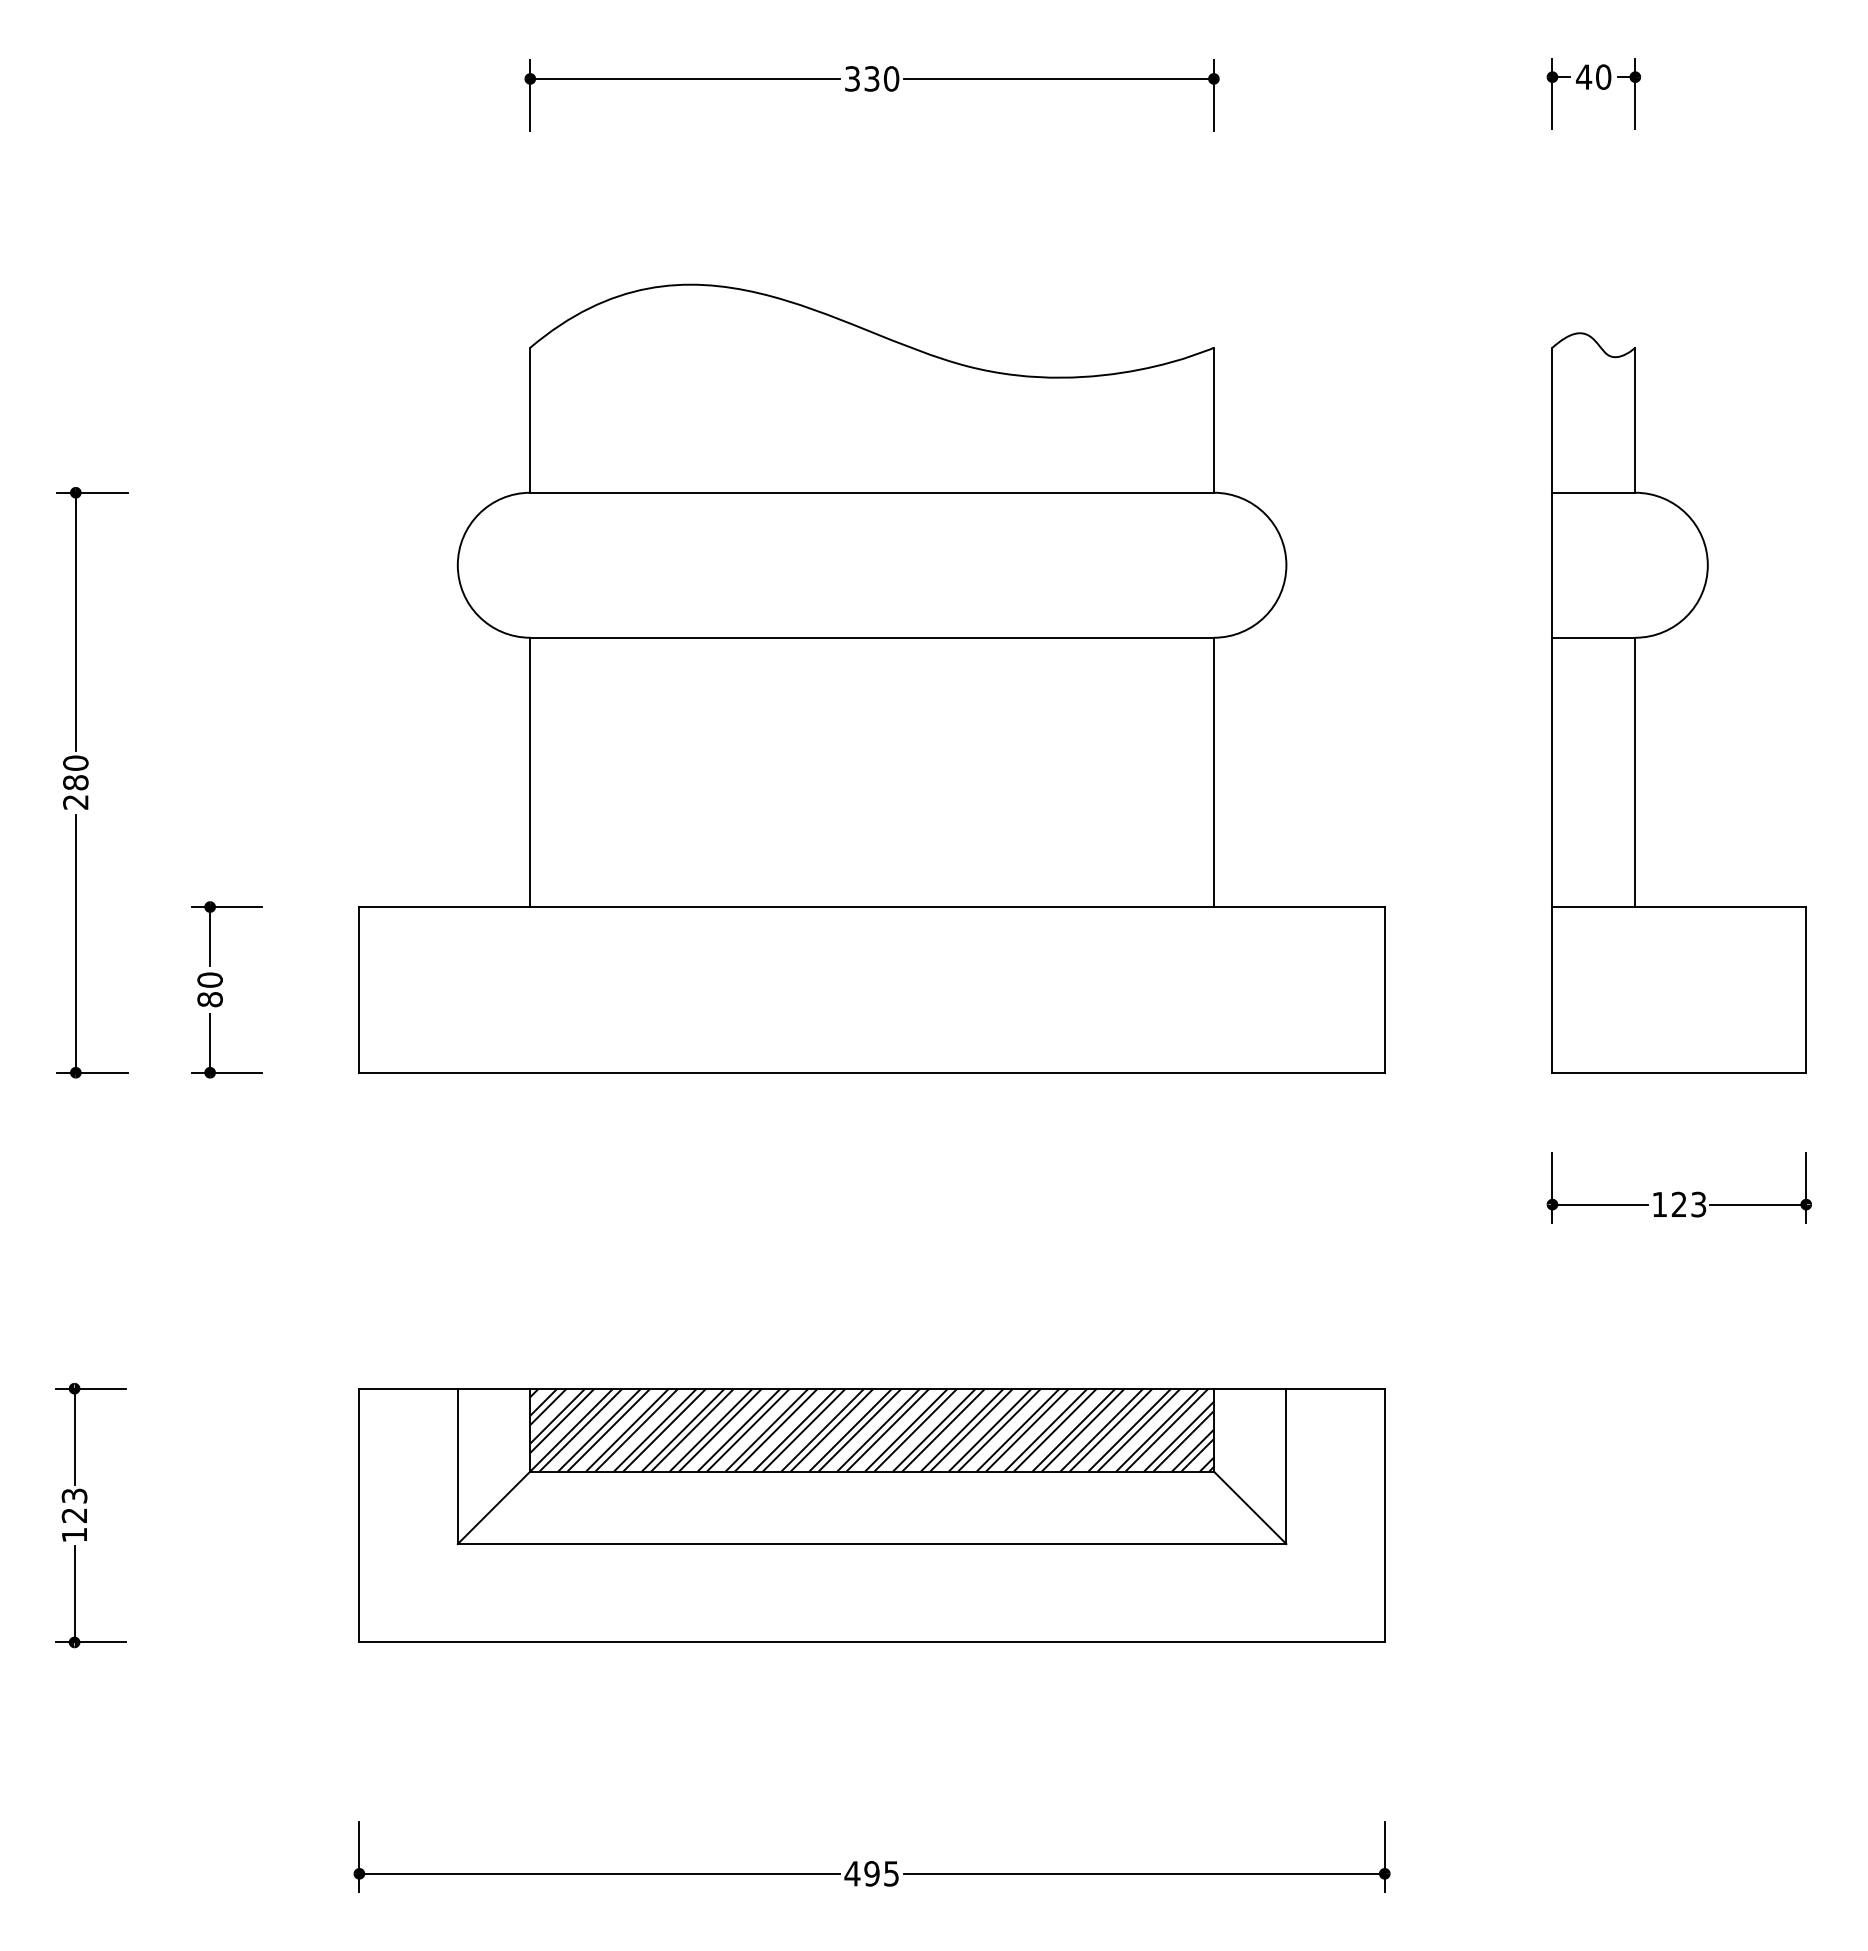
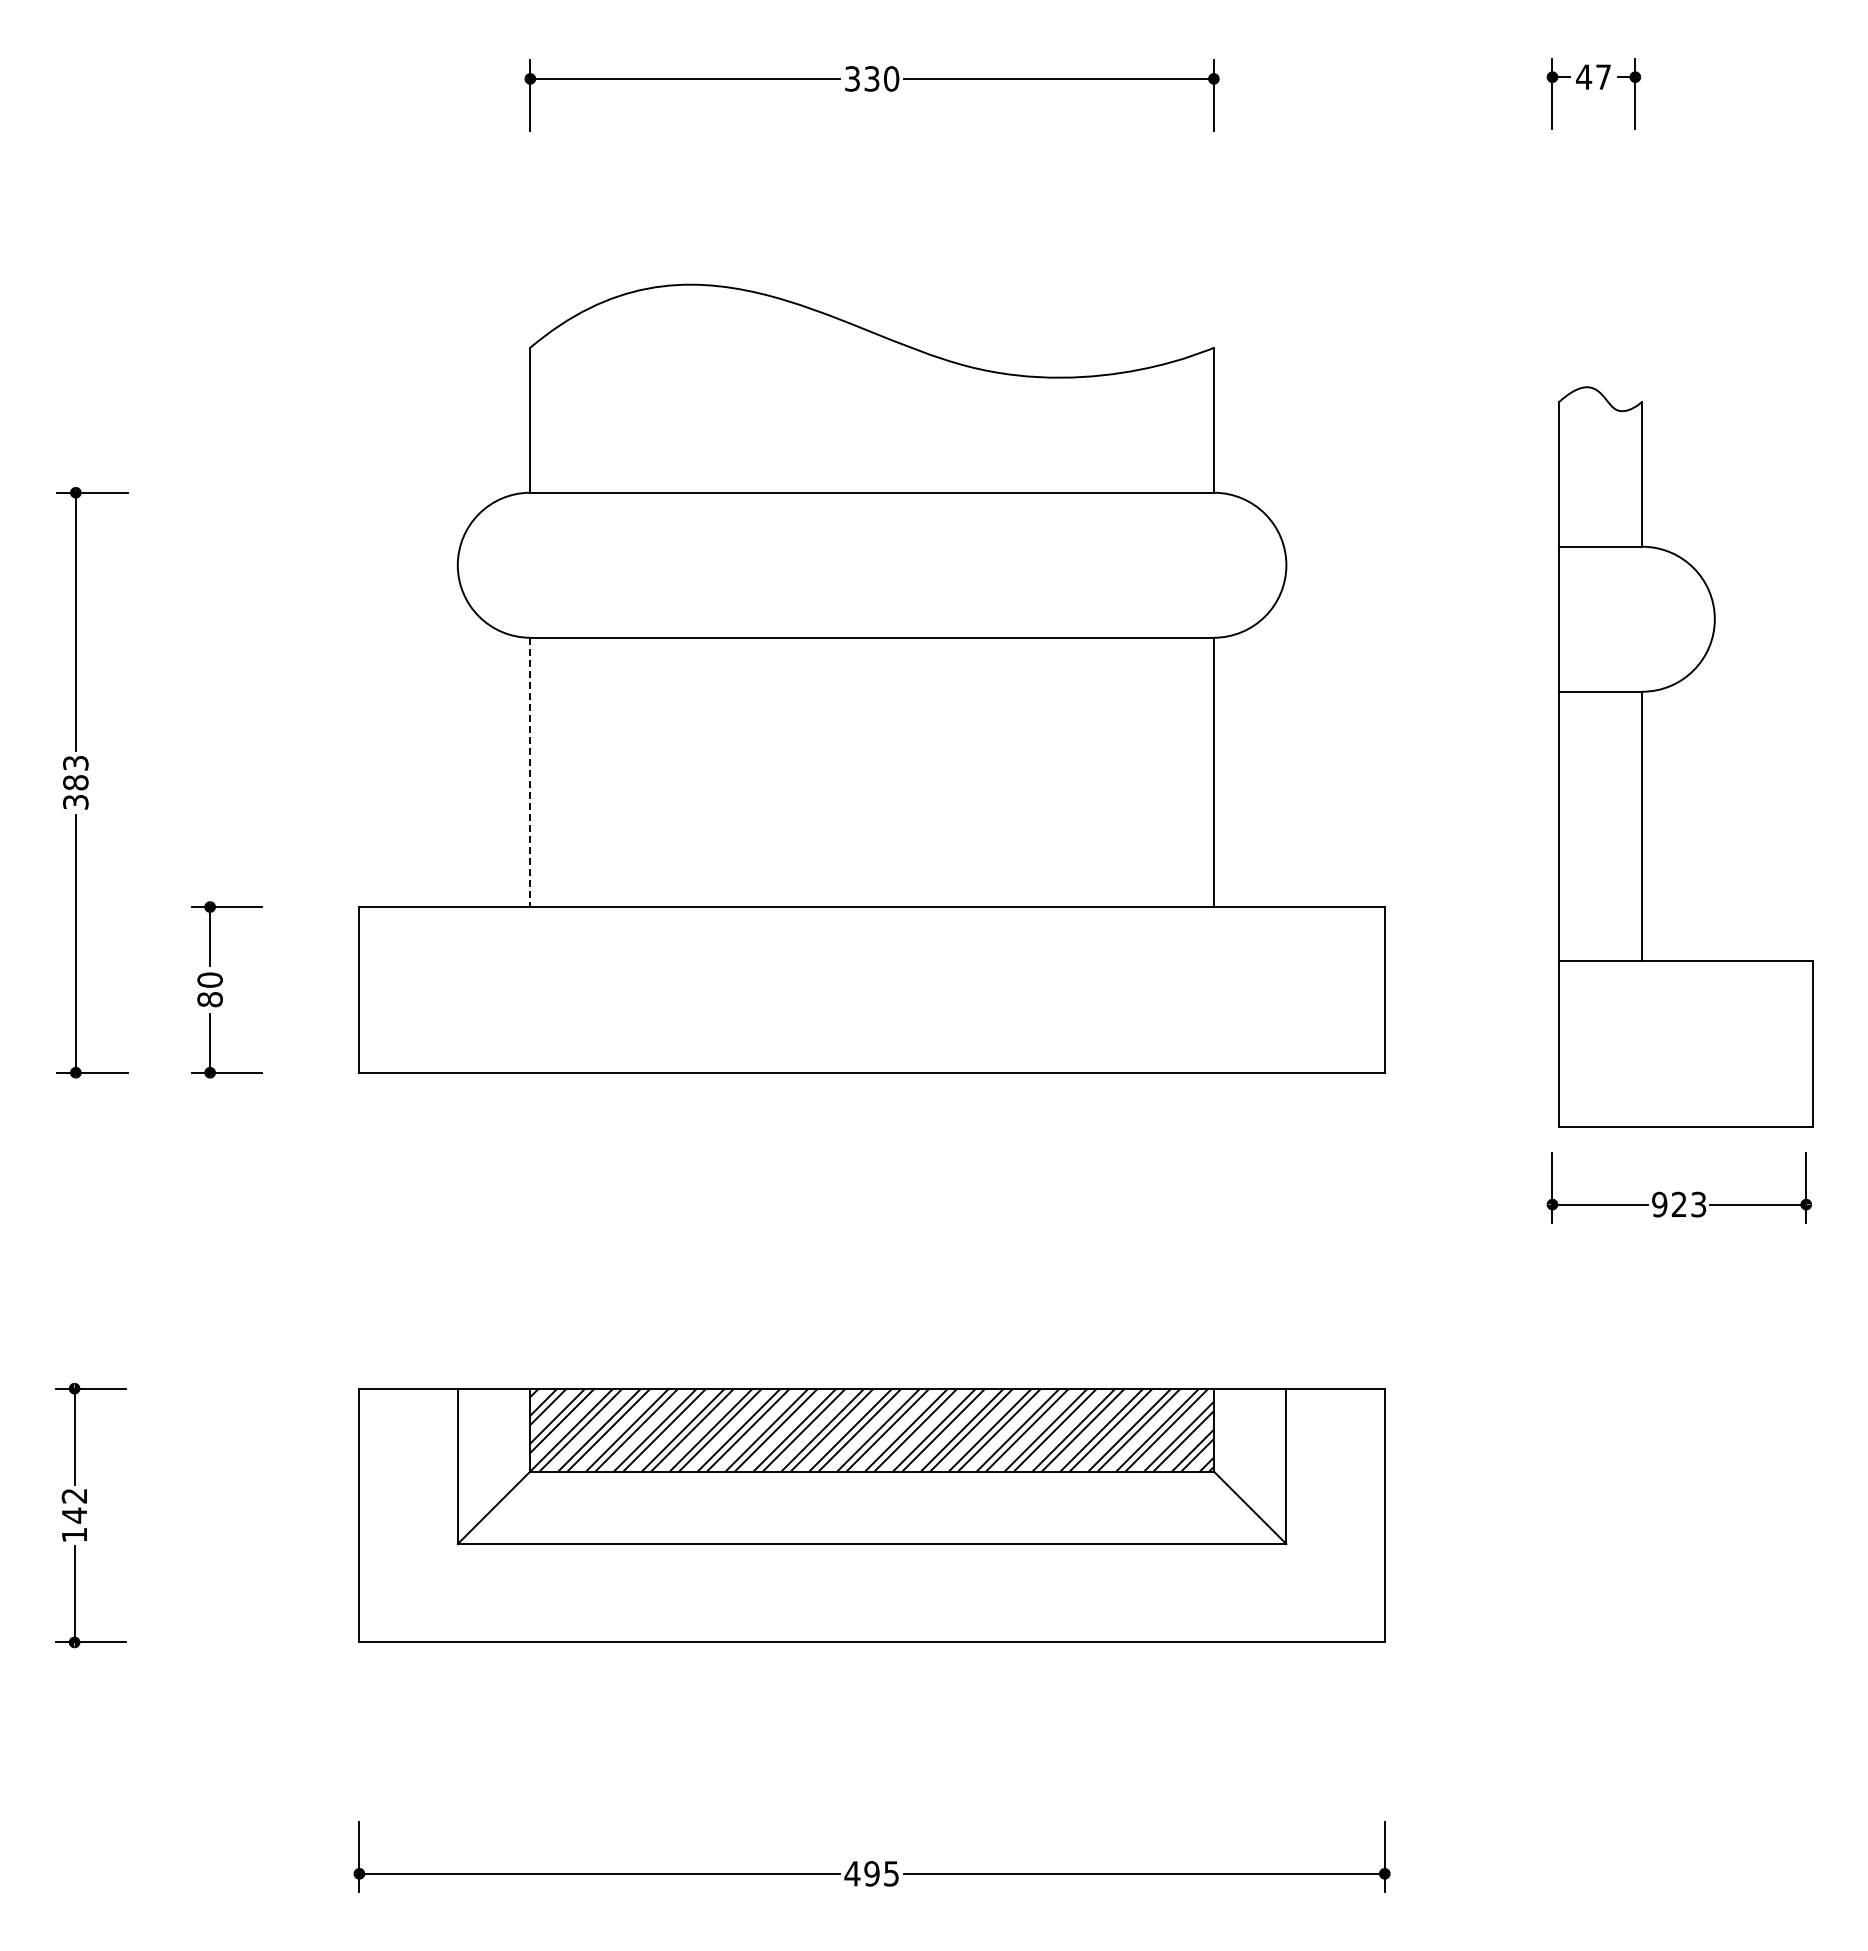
text: 40 -> 47 (1603, 76)
part position: (1635, 702) -> (1642, 756) (1642, 756)
line: solid -> dashed (530, 772)
text: 280 -> 383 (75, 782)
text: 123 -> 923 (1659, 1204)
text: 123 -> 142 (74, 1505)
